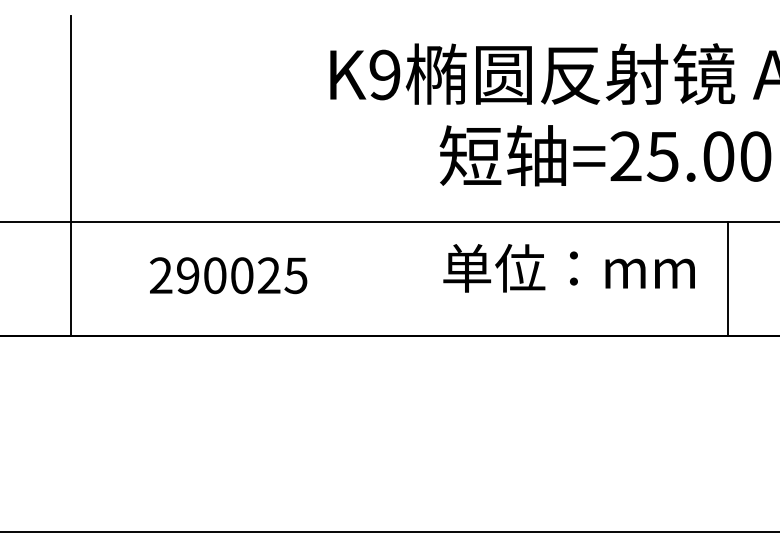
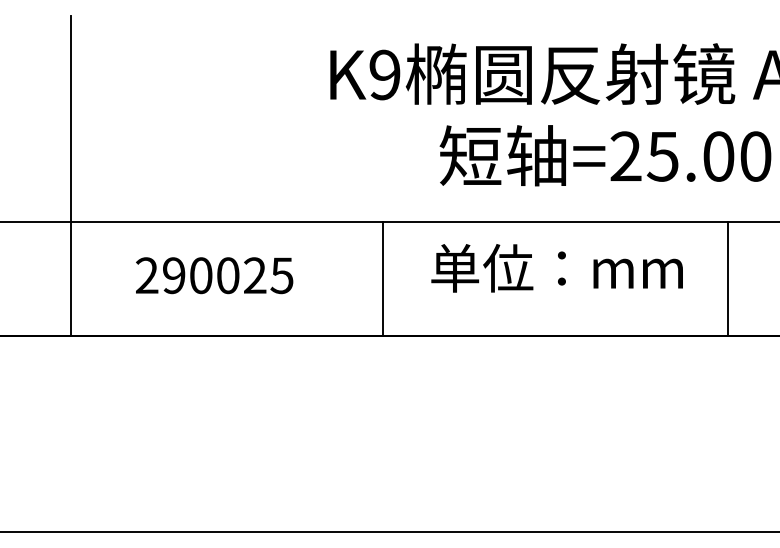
text position: (568, 268) -> (556, 268) (556, 268)
text position: (228, 275) -> (214, 275) (214, 275)
line: none -> present (383, 278)
